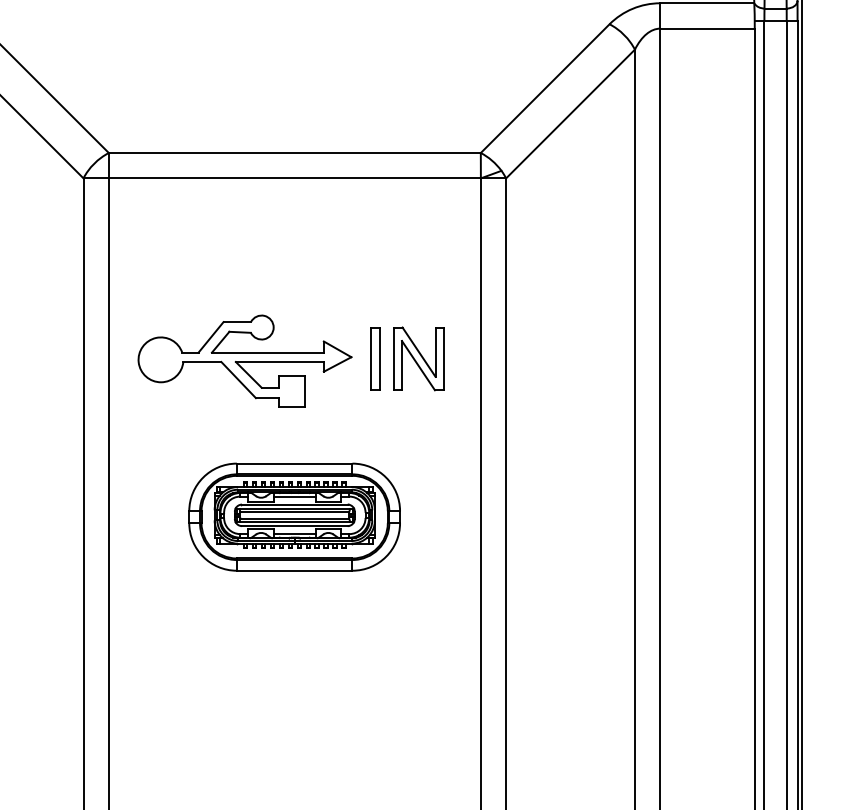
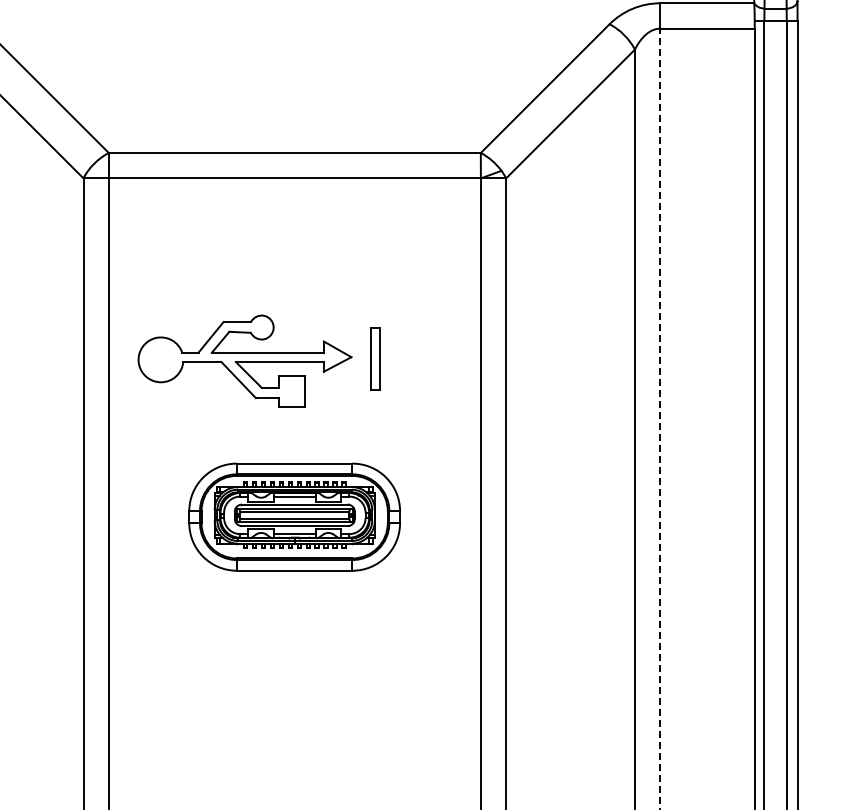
part: present -> none (418, 358)
line: present -> none (802, 404)
line: solid -> dashed (660, 418)
